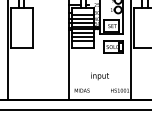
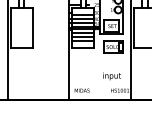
text position: (99, 76) -> (111, 76) (111, 76)
line: present -> none (75, 110)
